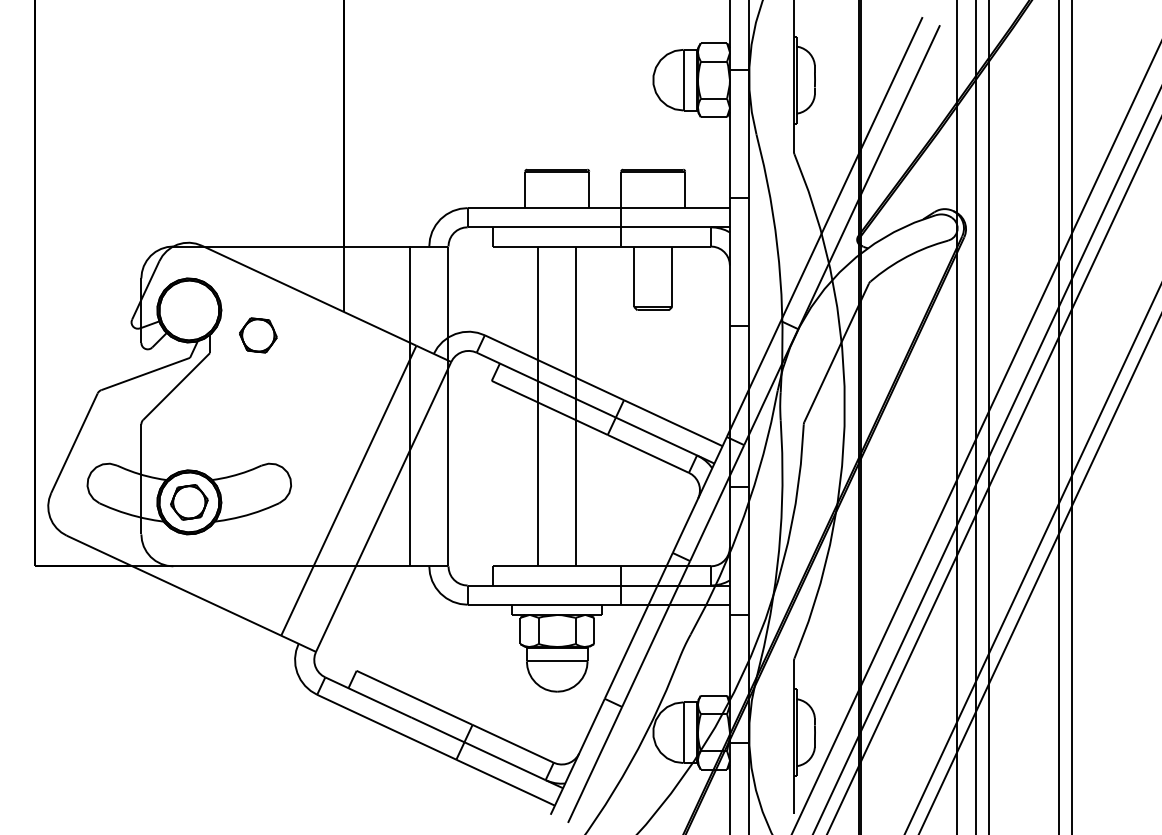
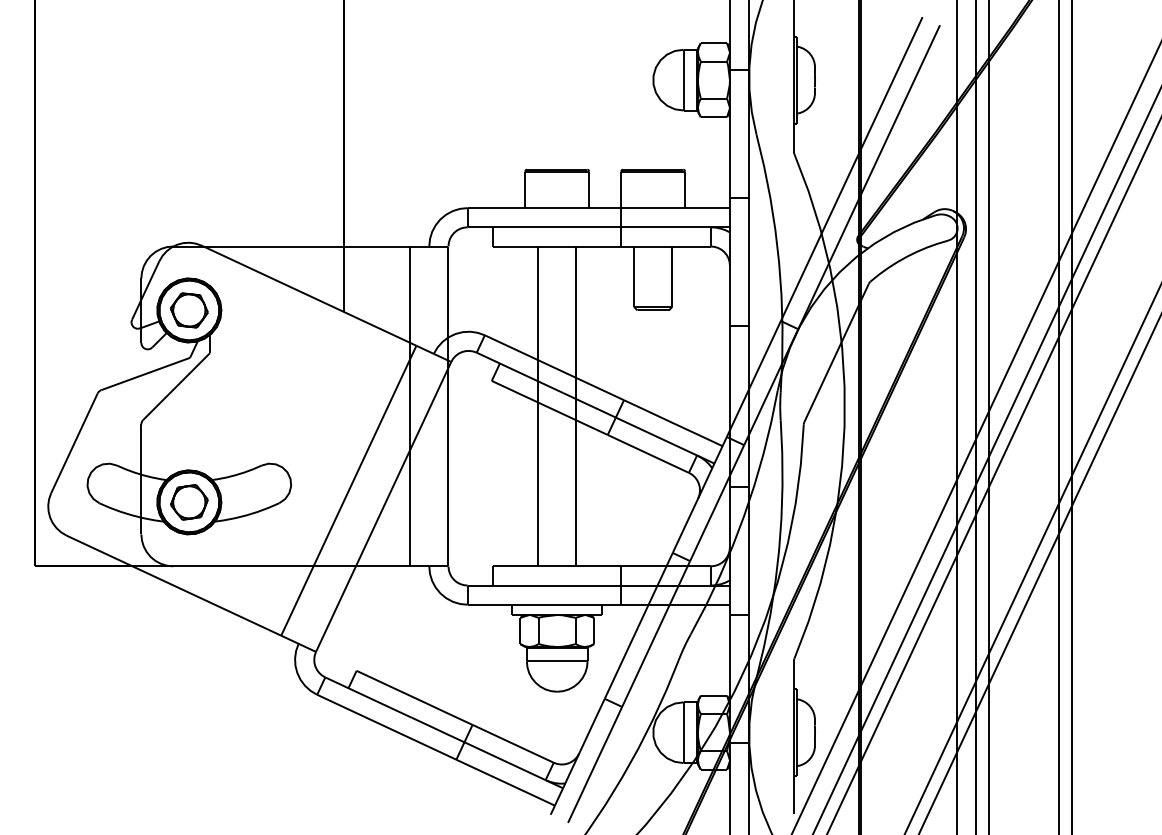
part position: (258, 335) -> (189, 310) (189, 310)
